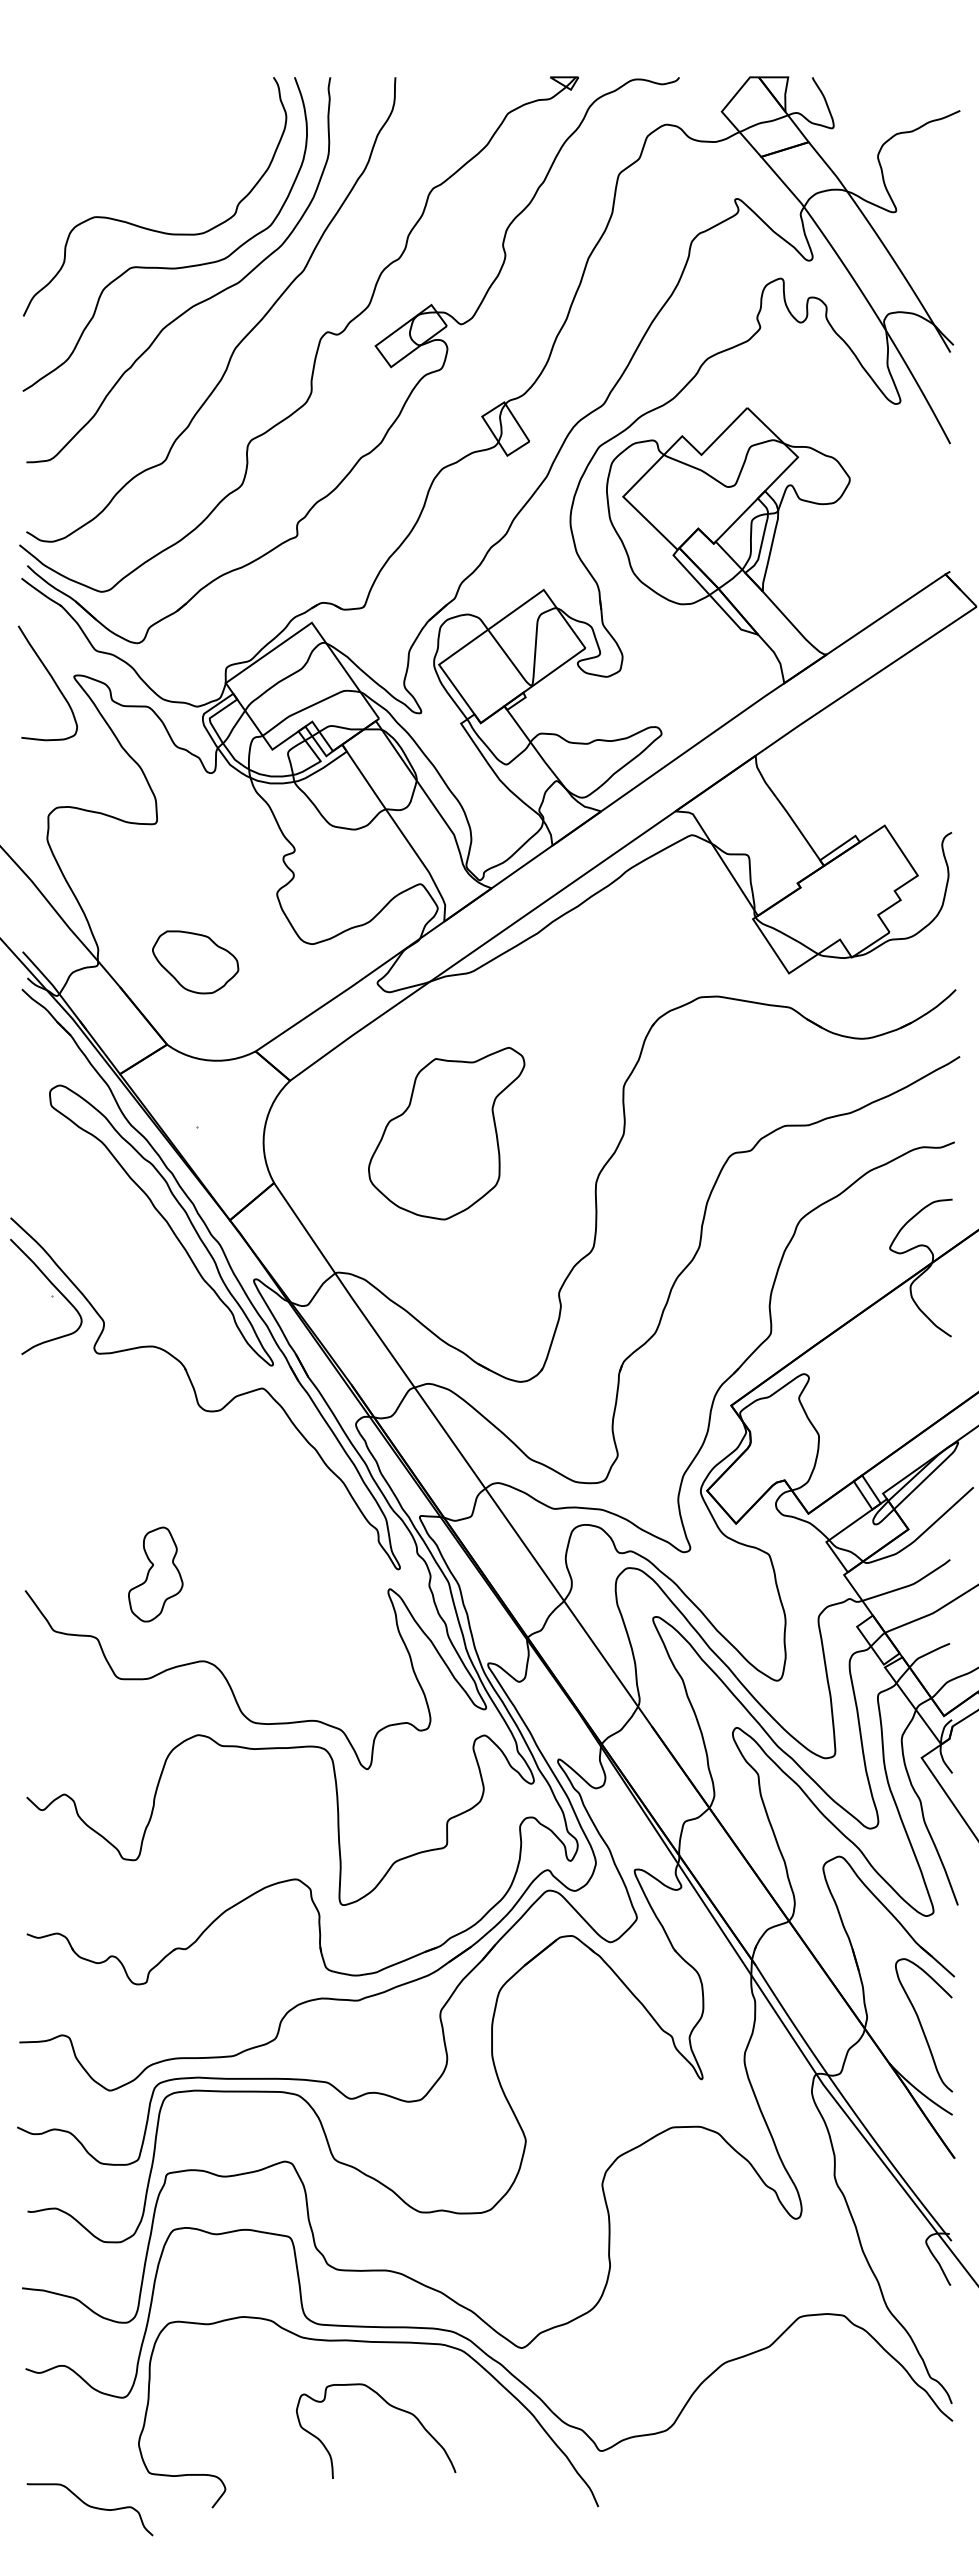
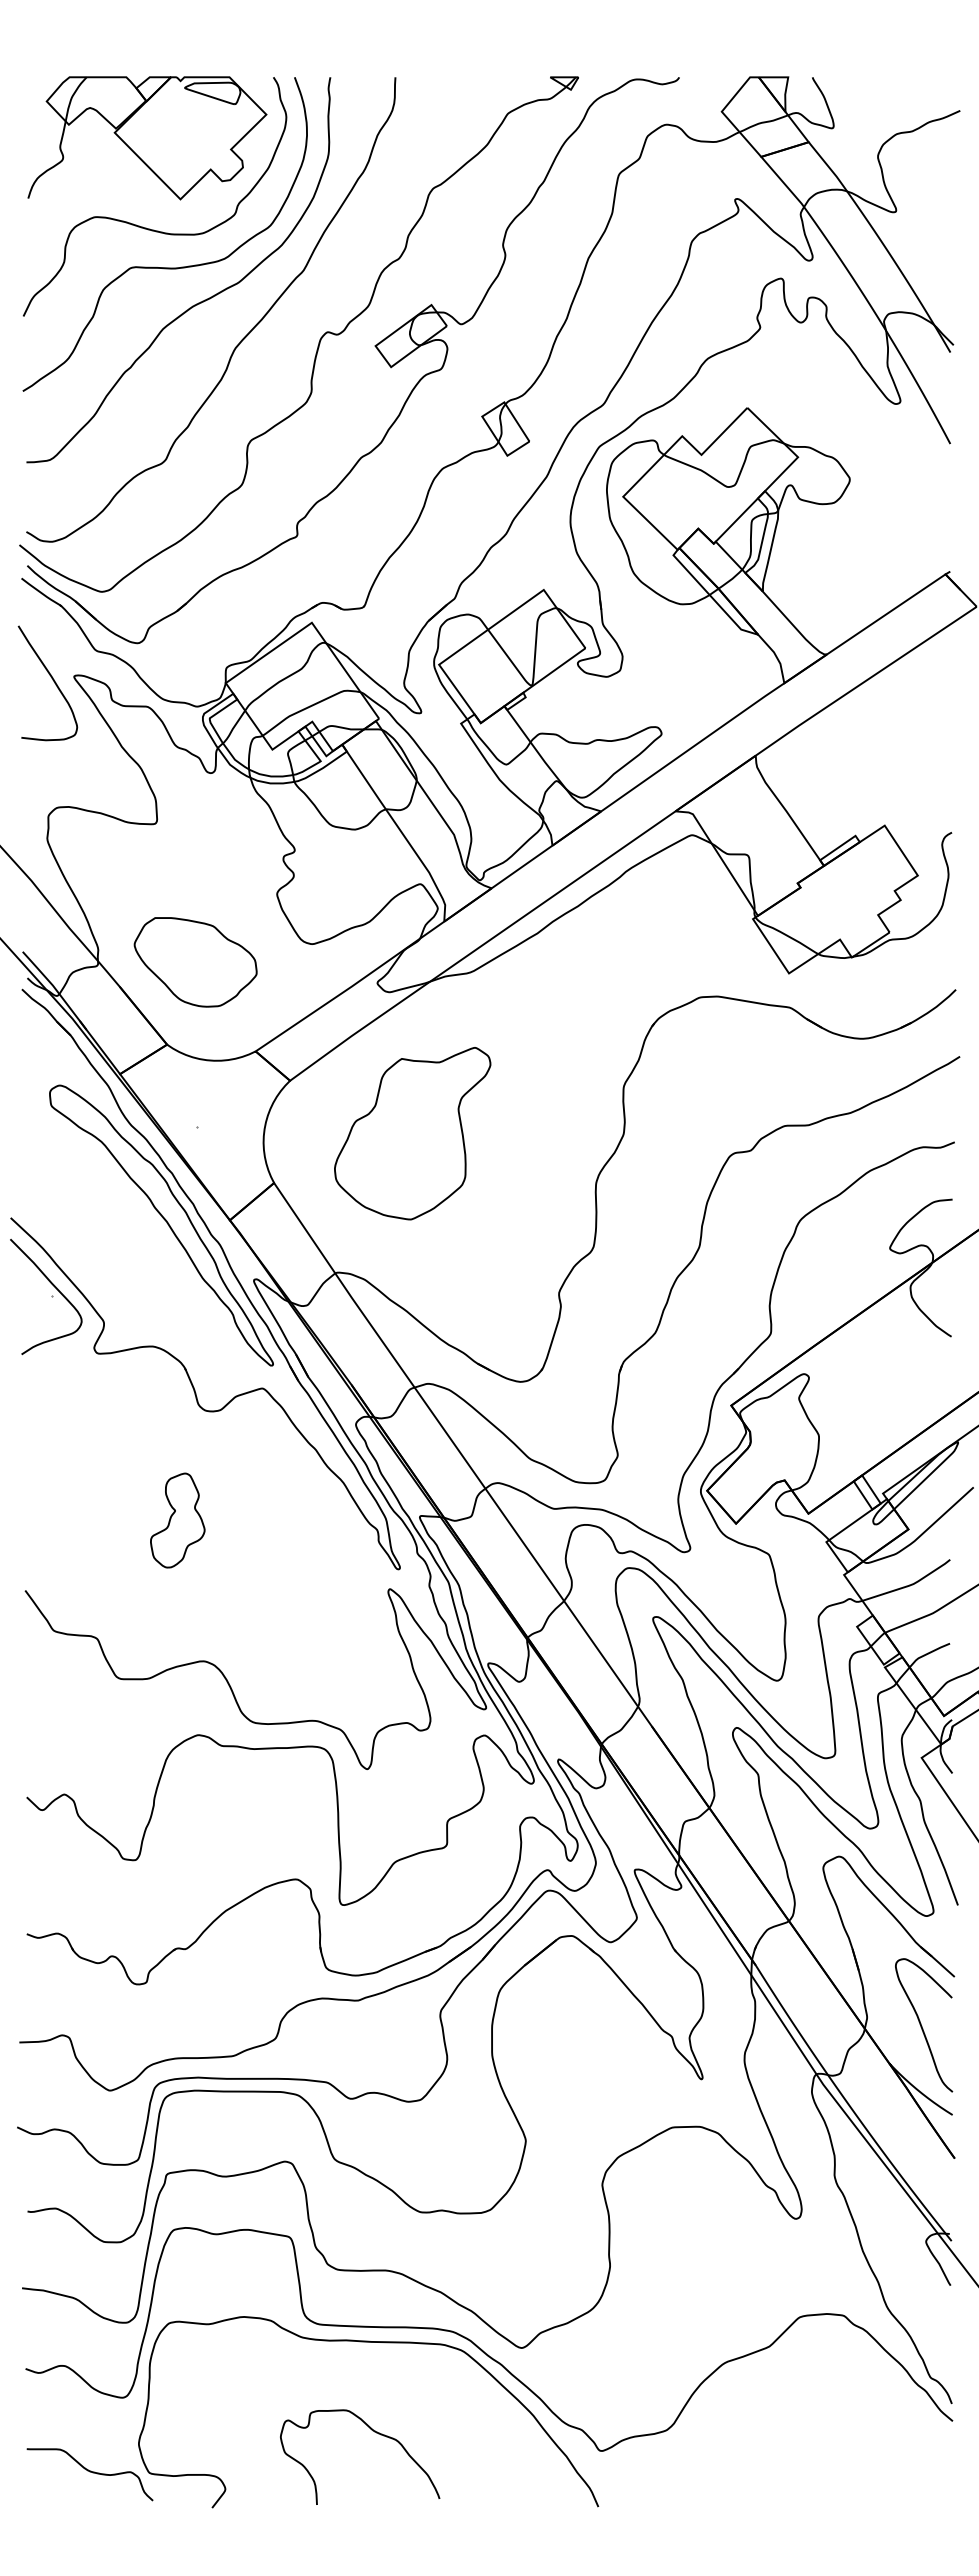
part: none -> present (147, 138)
part size: 88x65 px -> 125x91 px (195, 962)
part position: (446, 1133) -> (412, 1133) (412, 1133)
part position: (155, 1574) -> (177, 1520) (177, 1520)
curve position: (390, 2406) -> (374, 2432) (374, 2432)
curve position: (89, 2507) -> (89, 2472) (89, 2472)
